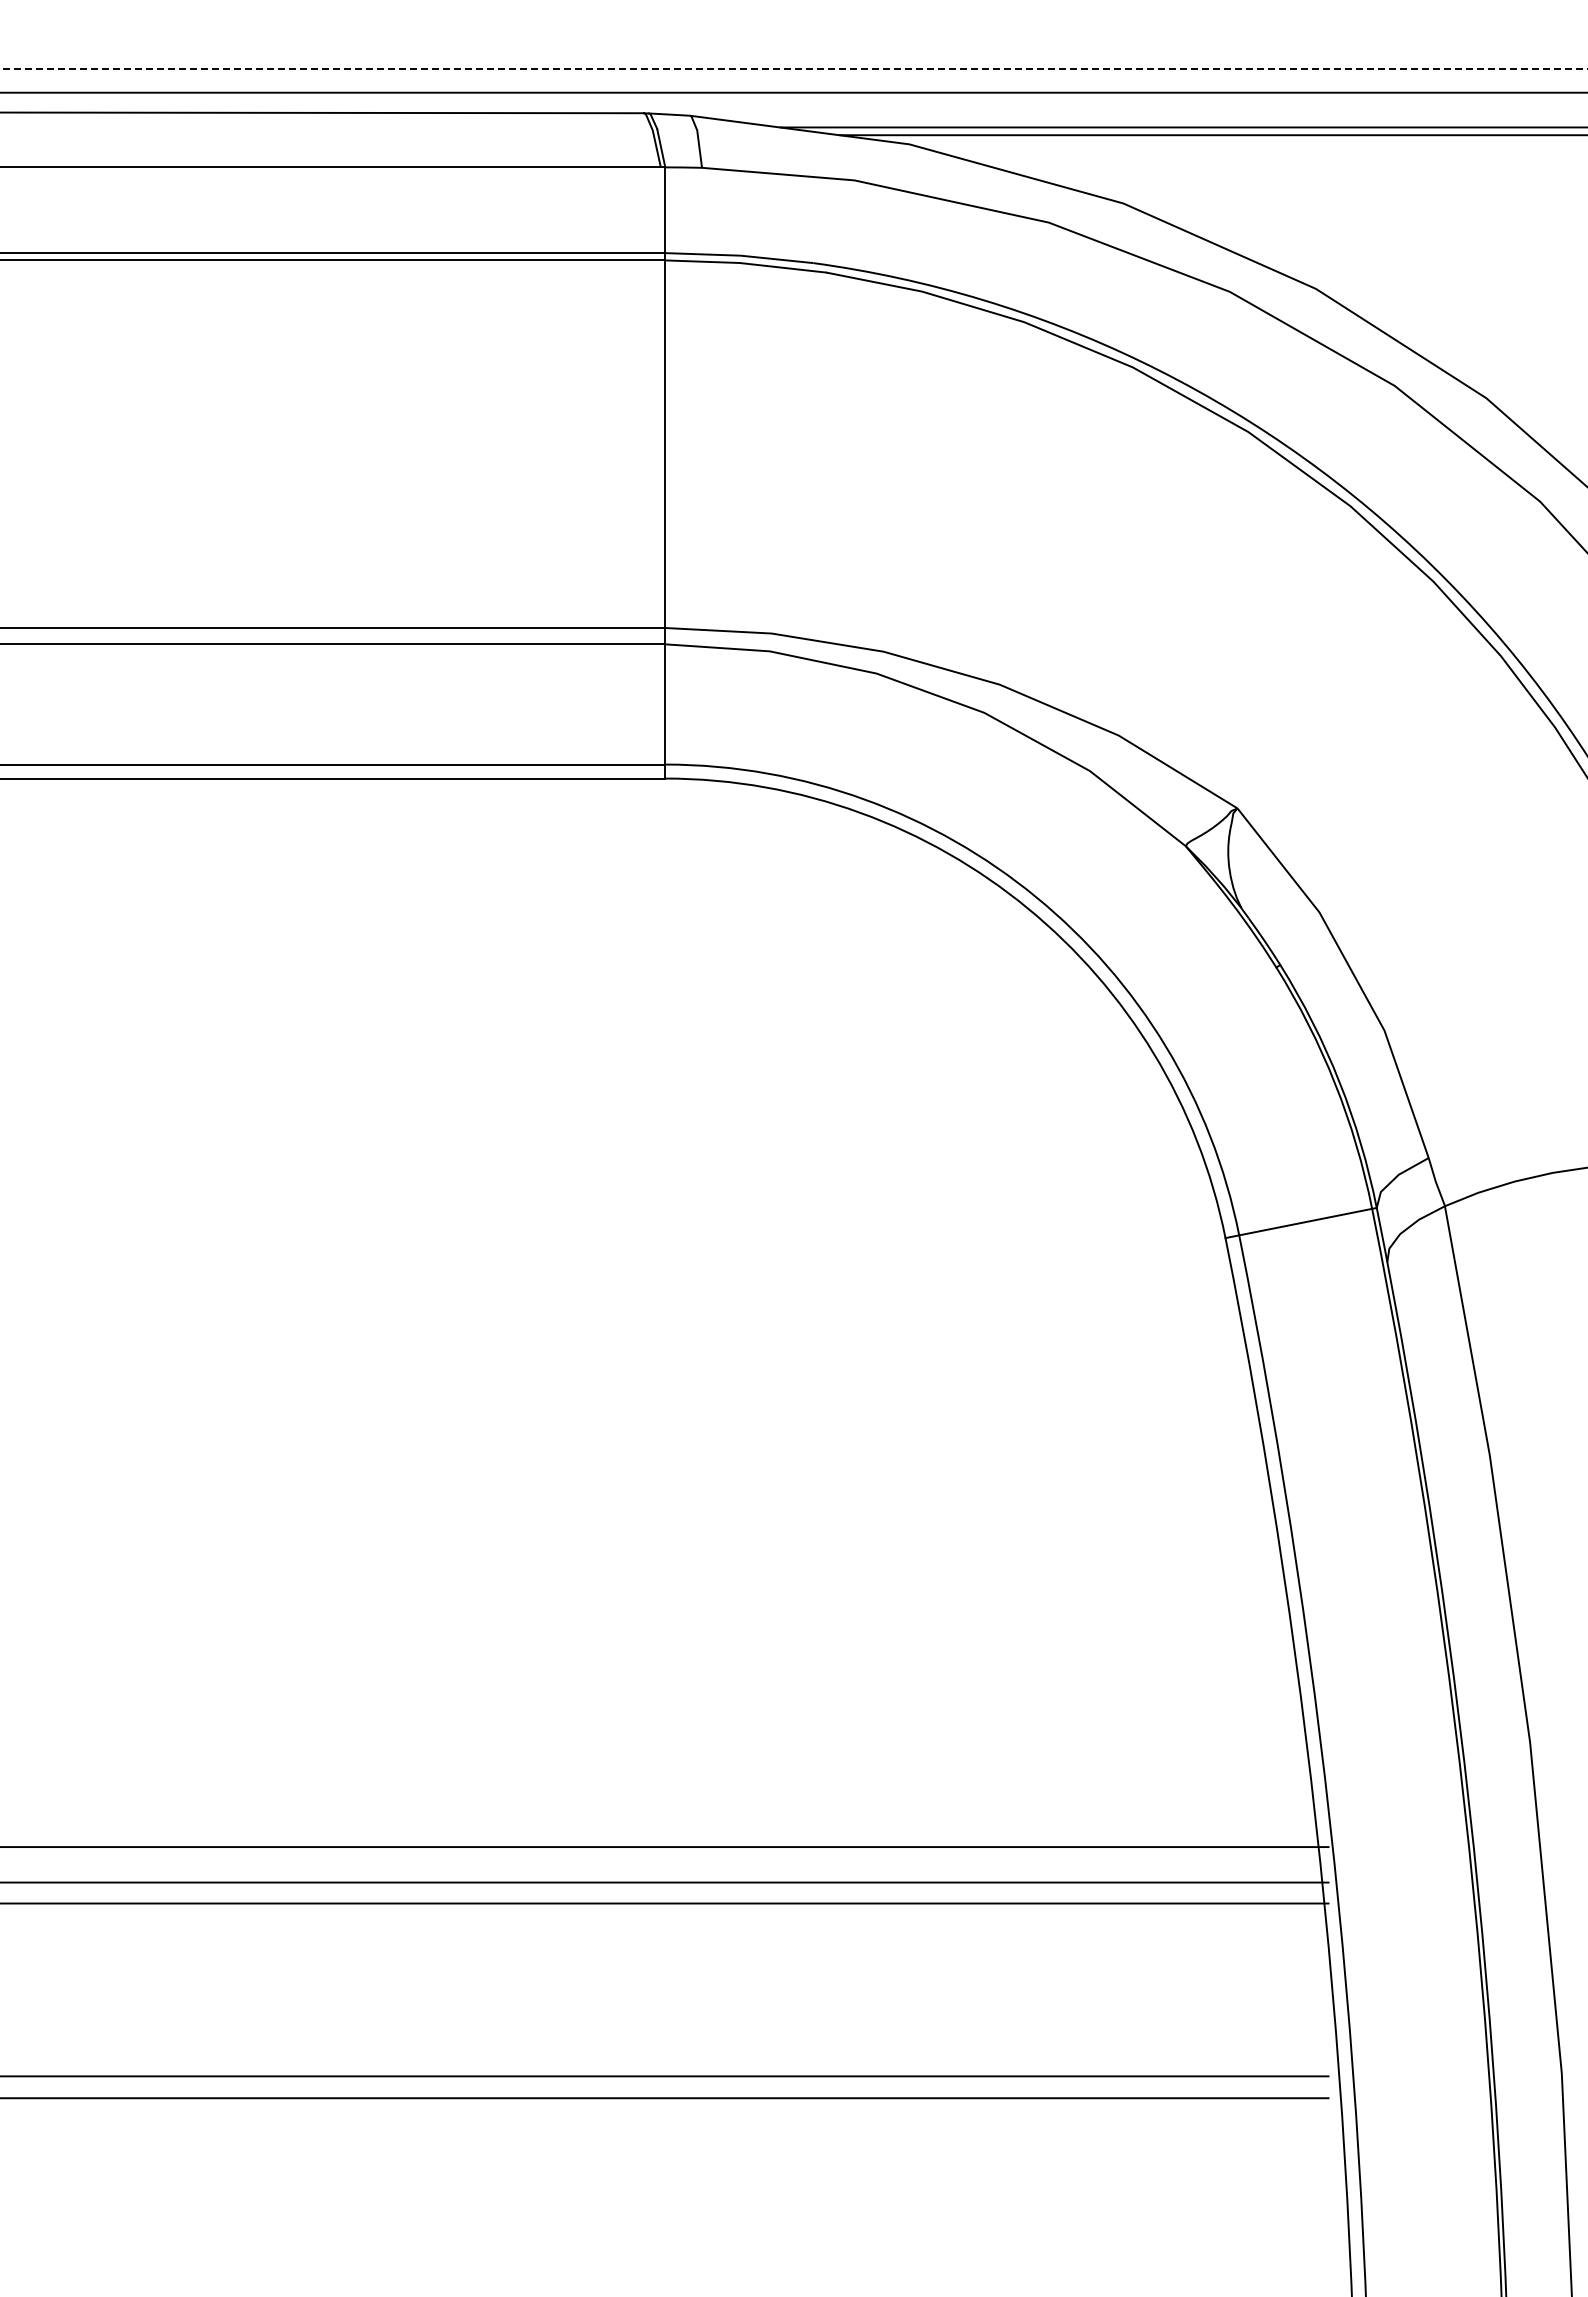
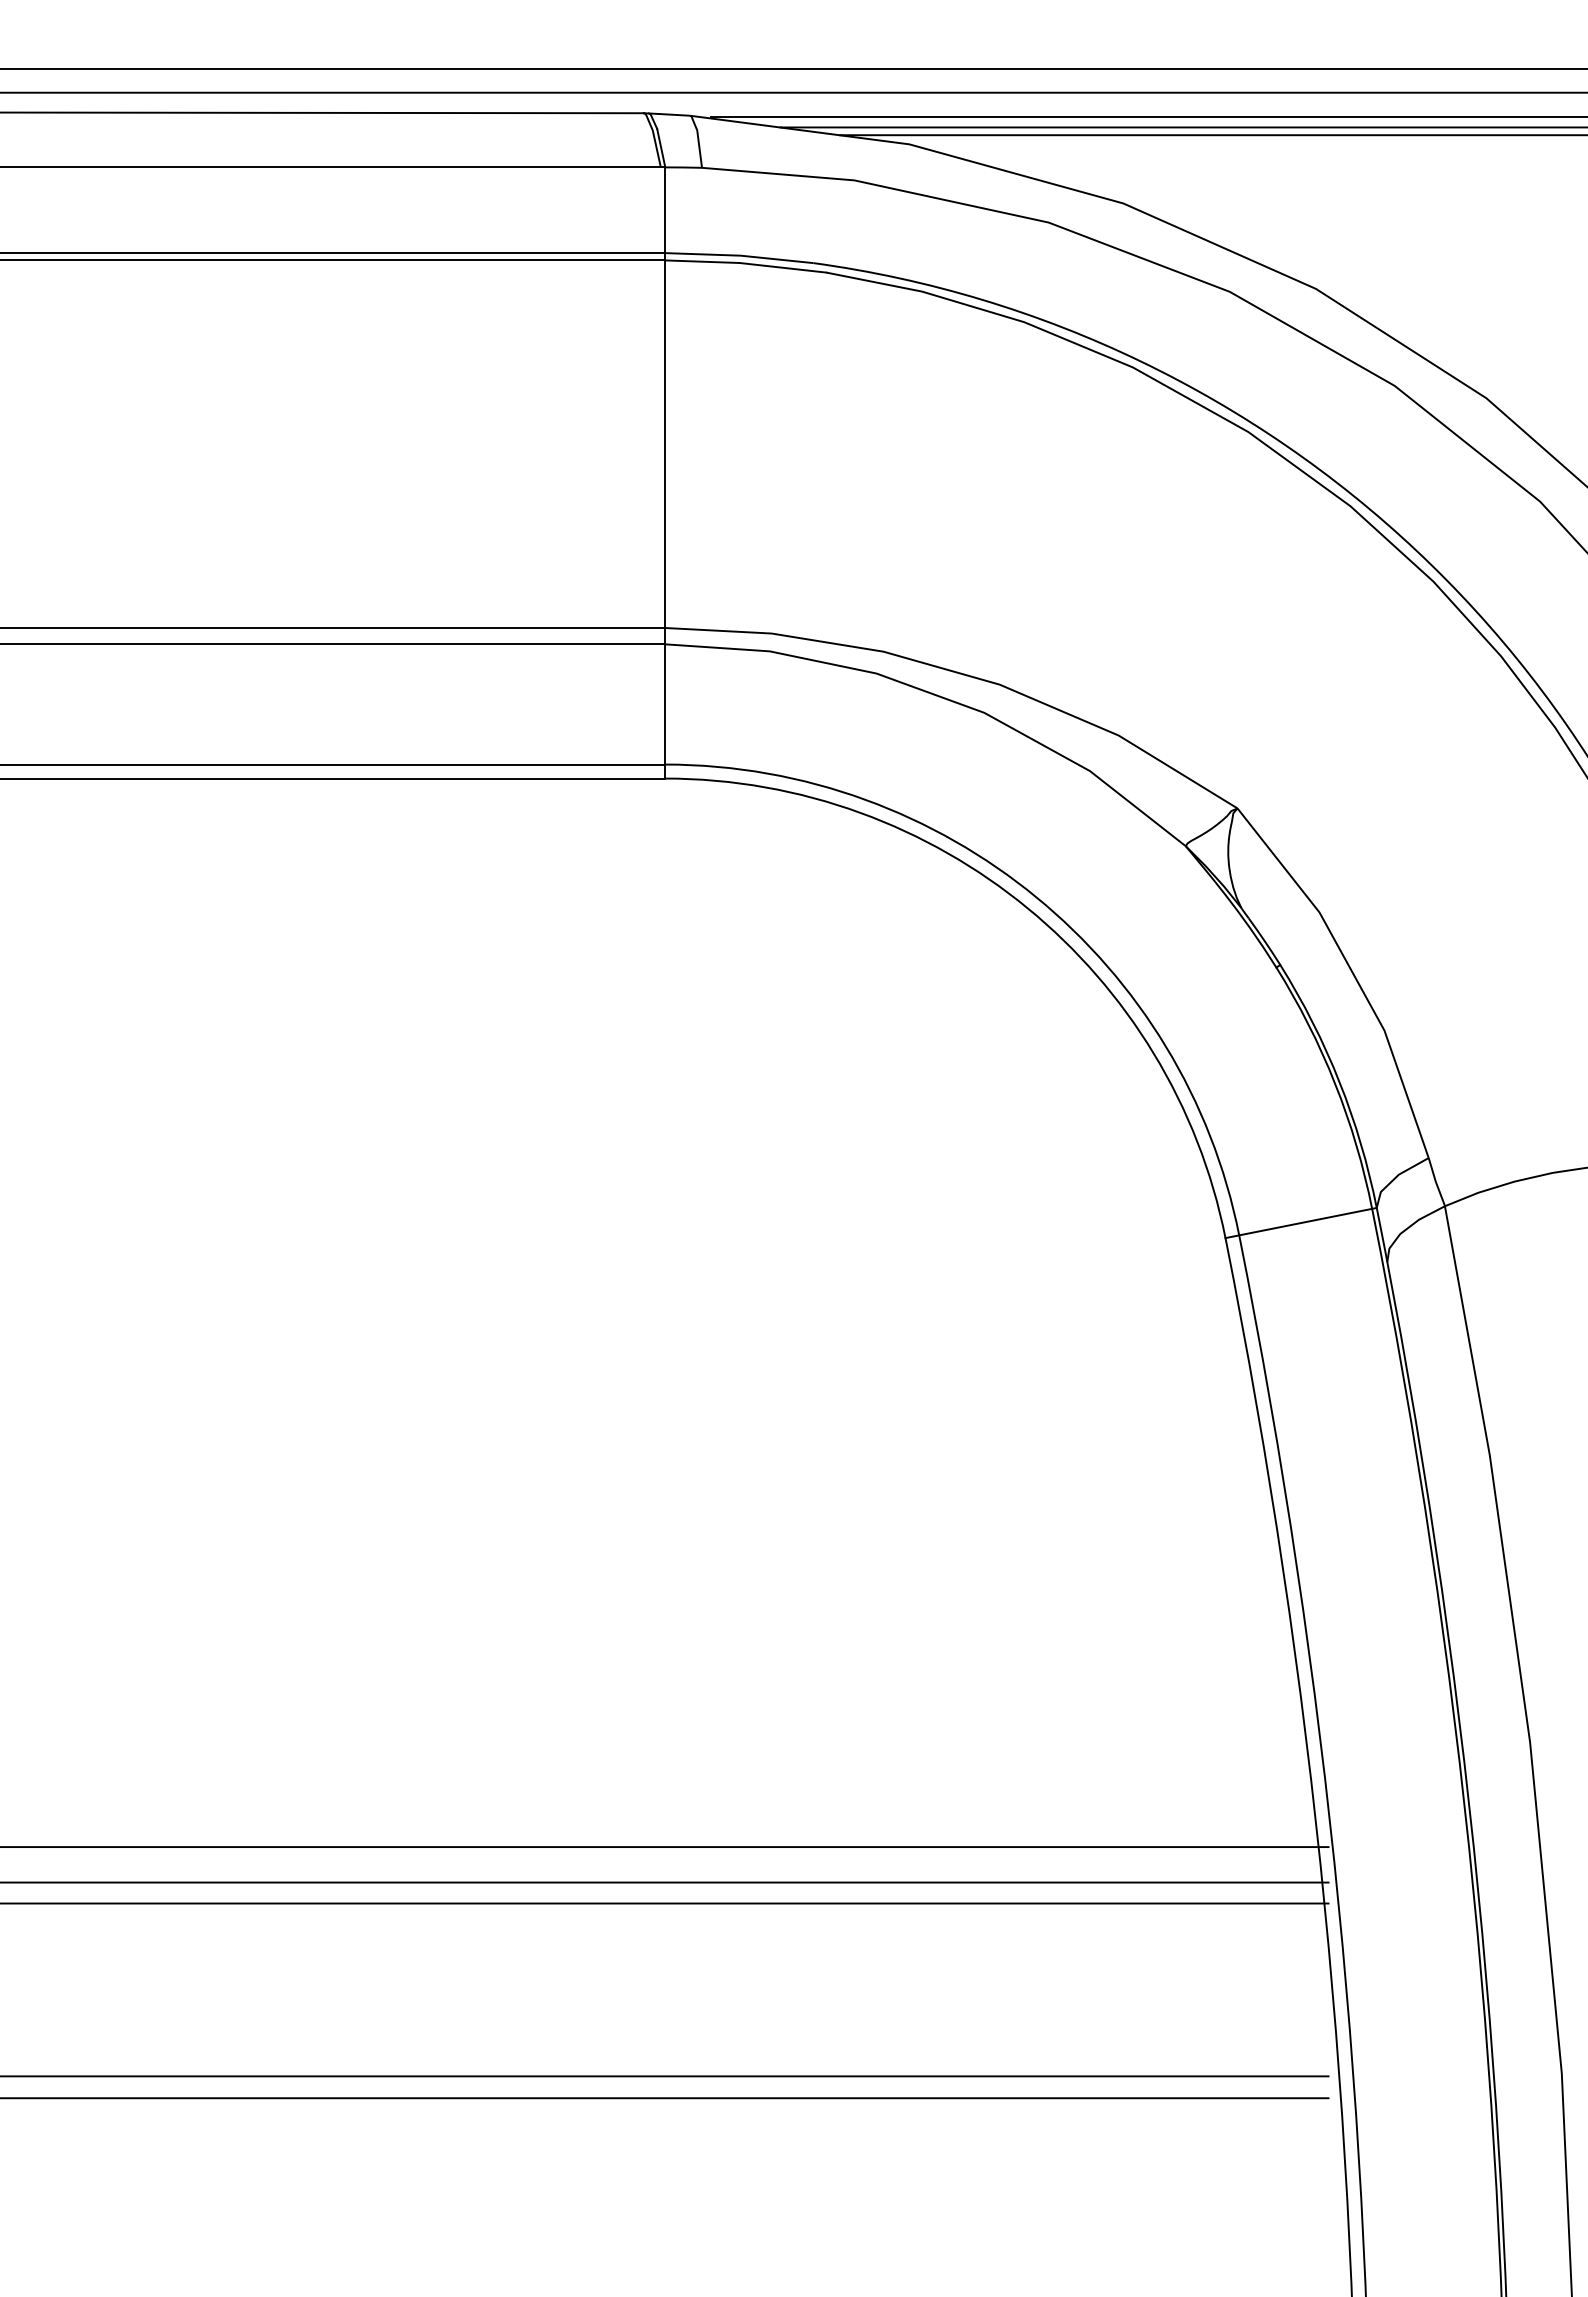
line: dashed -> solid (794, 68)
line: none -> present (1147, 117)
